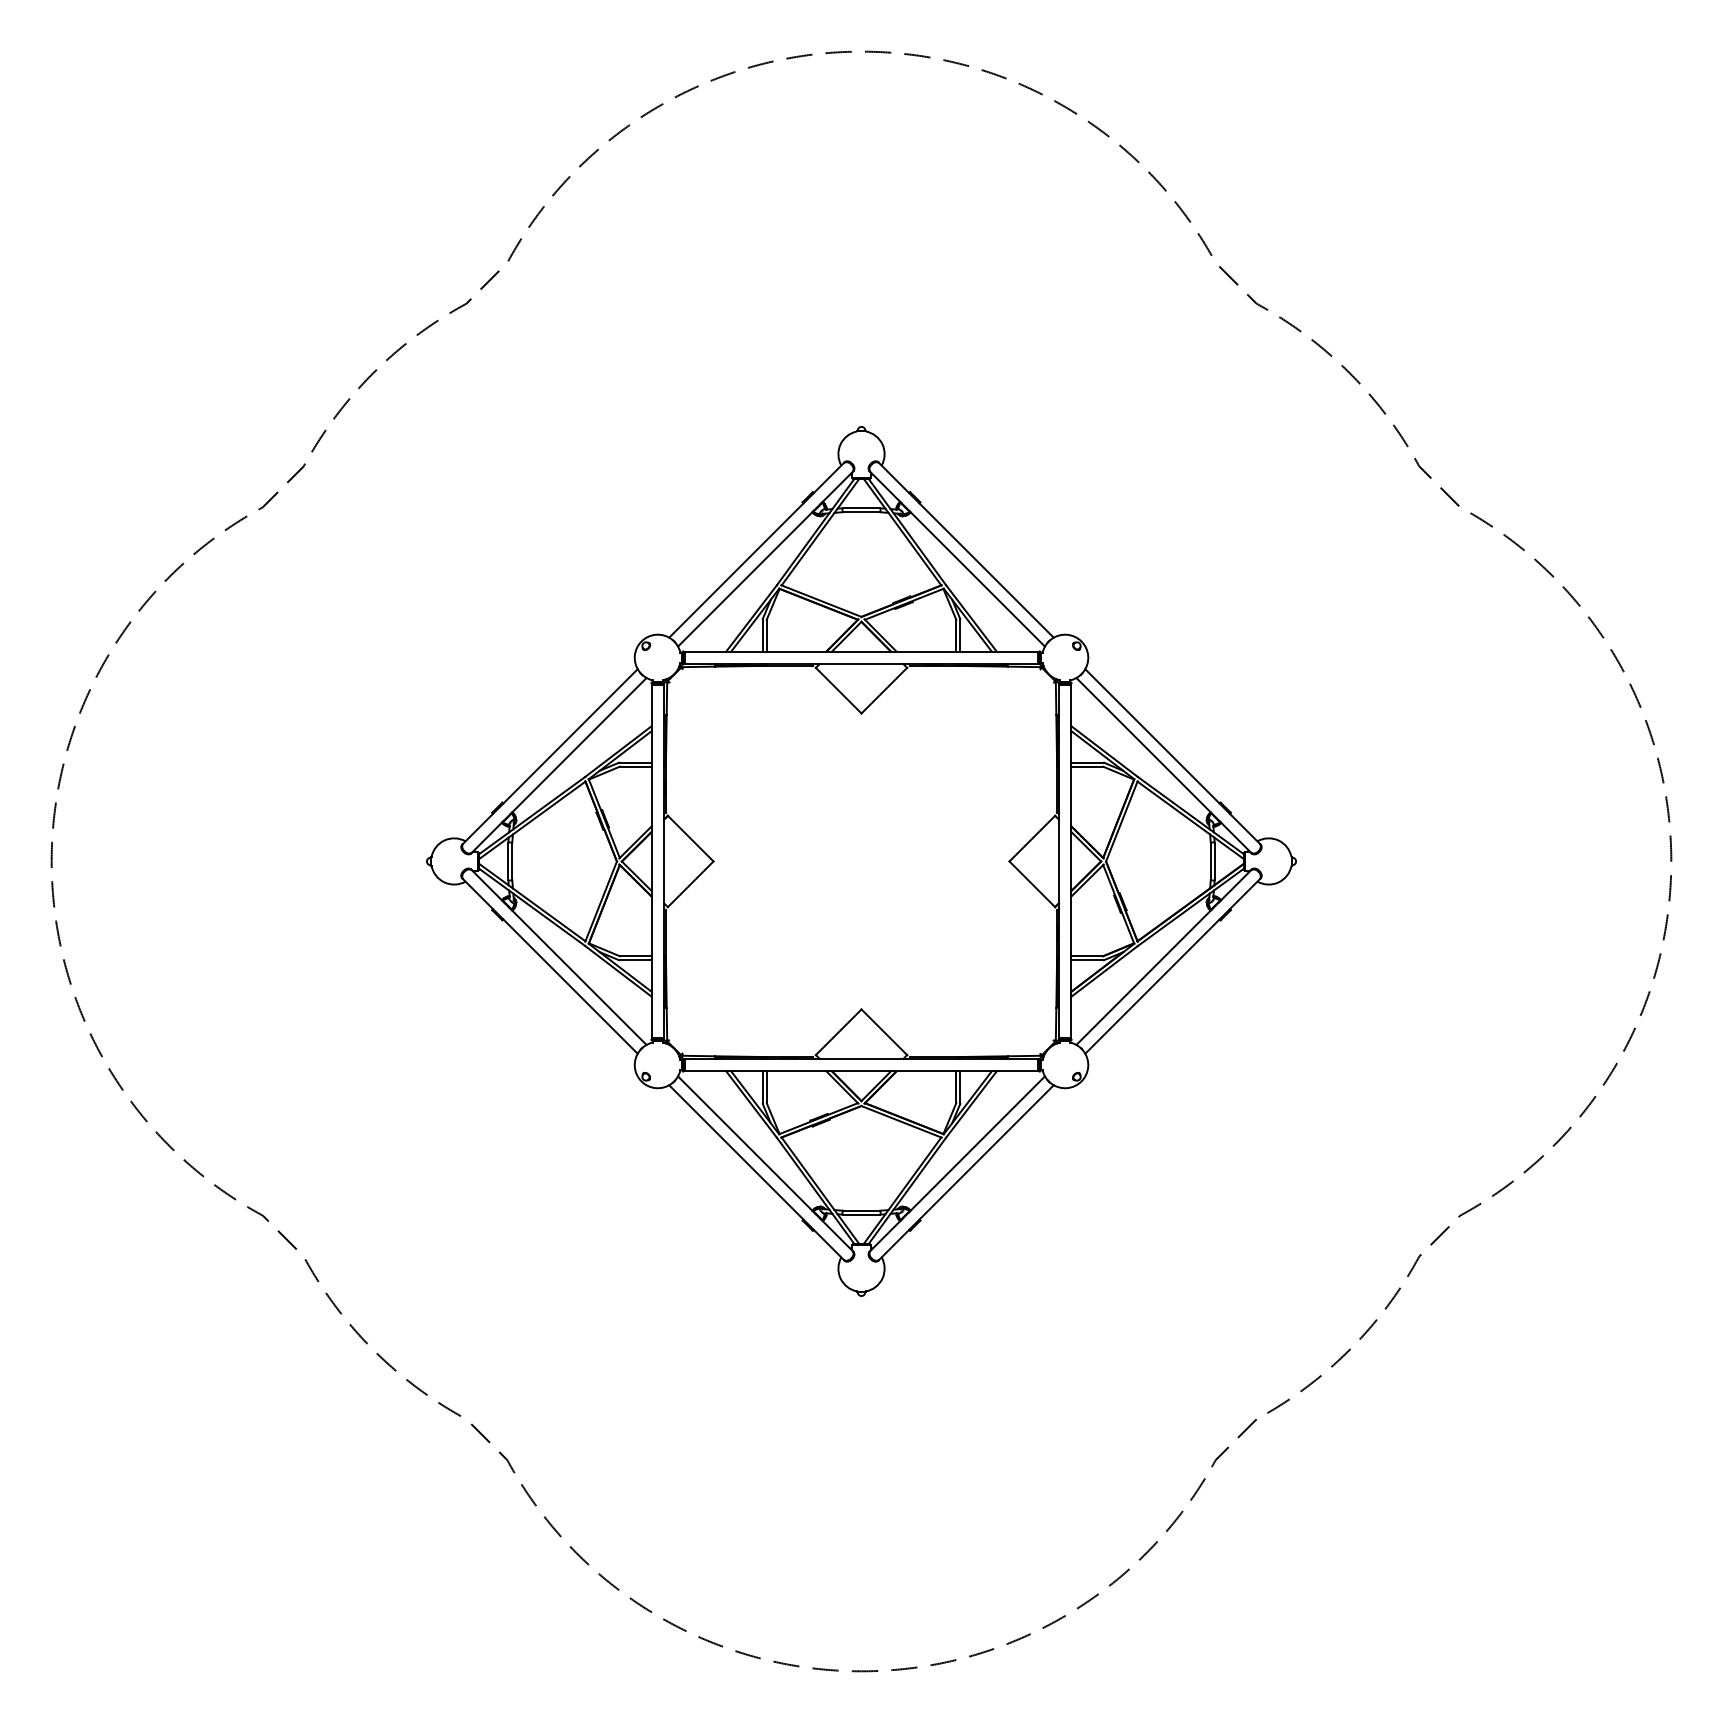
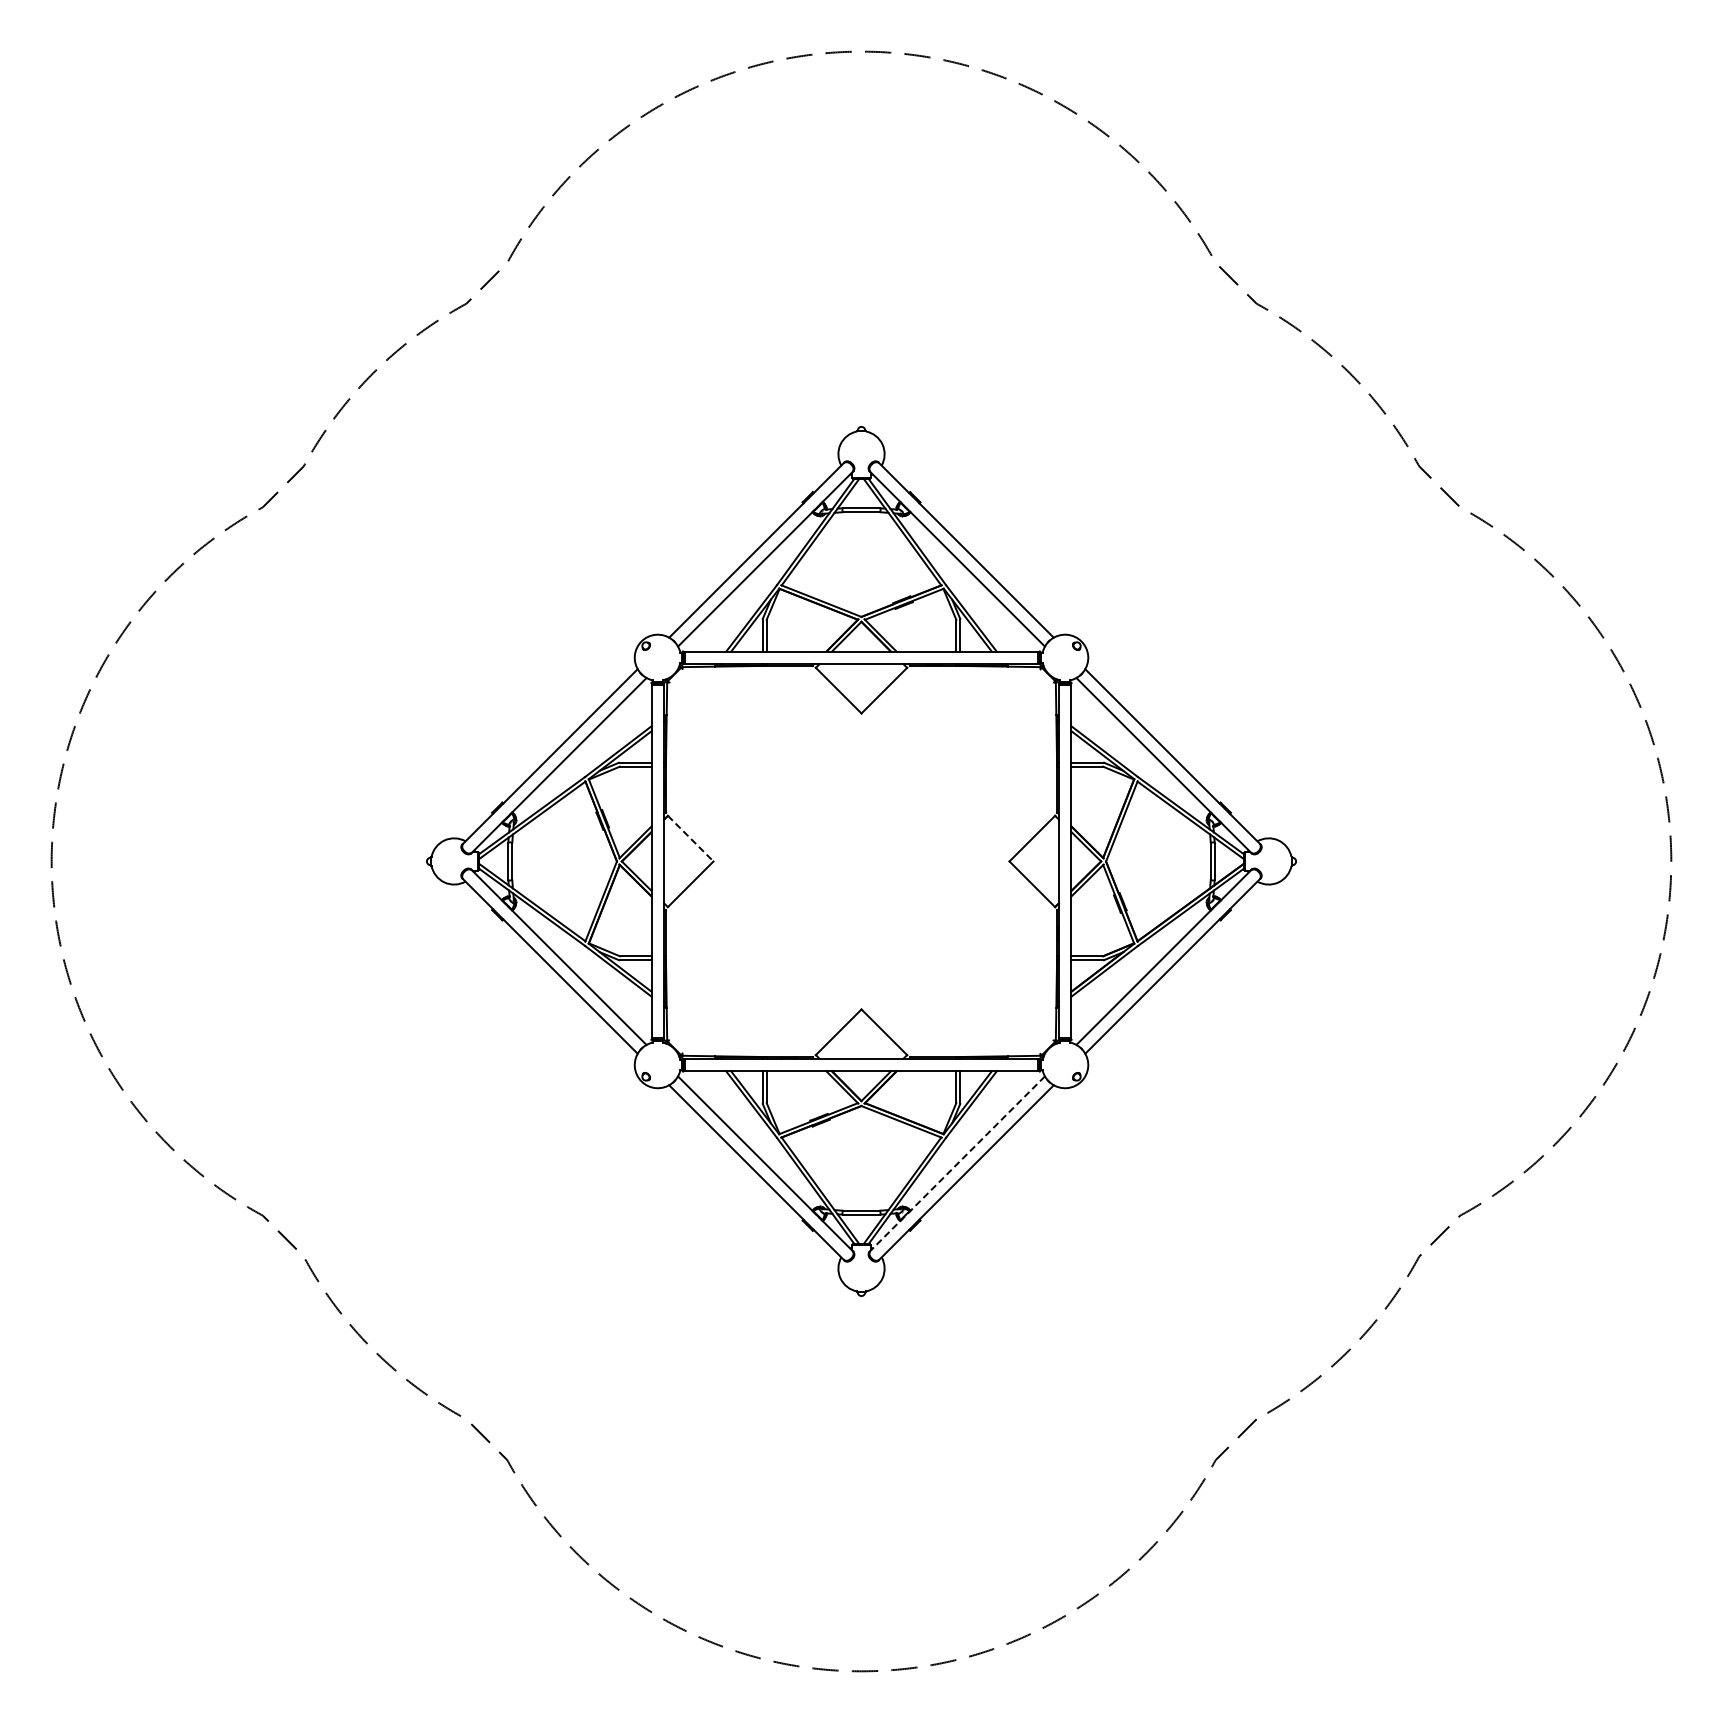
line: solid -> dashed (691, 838)
line: solid -> dashed (957, 1164)
